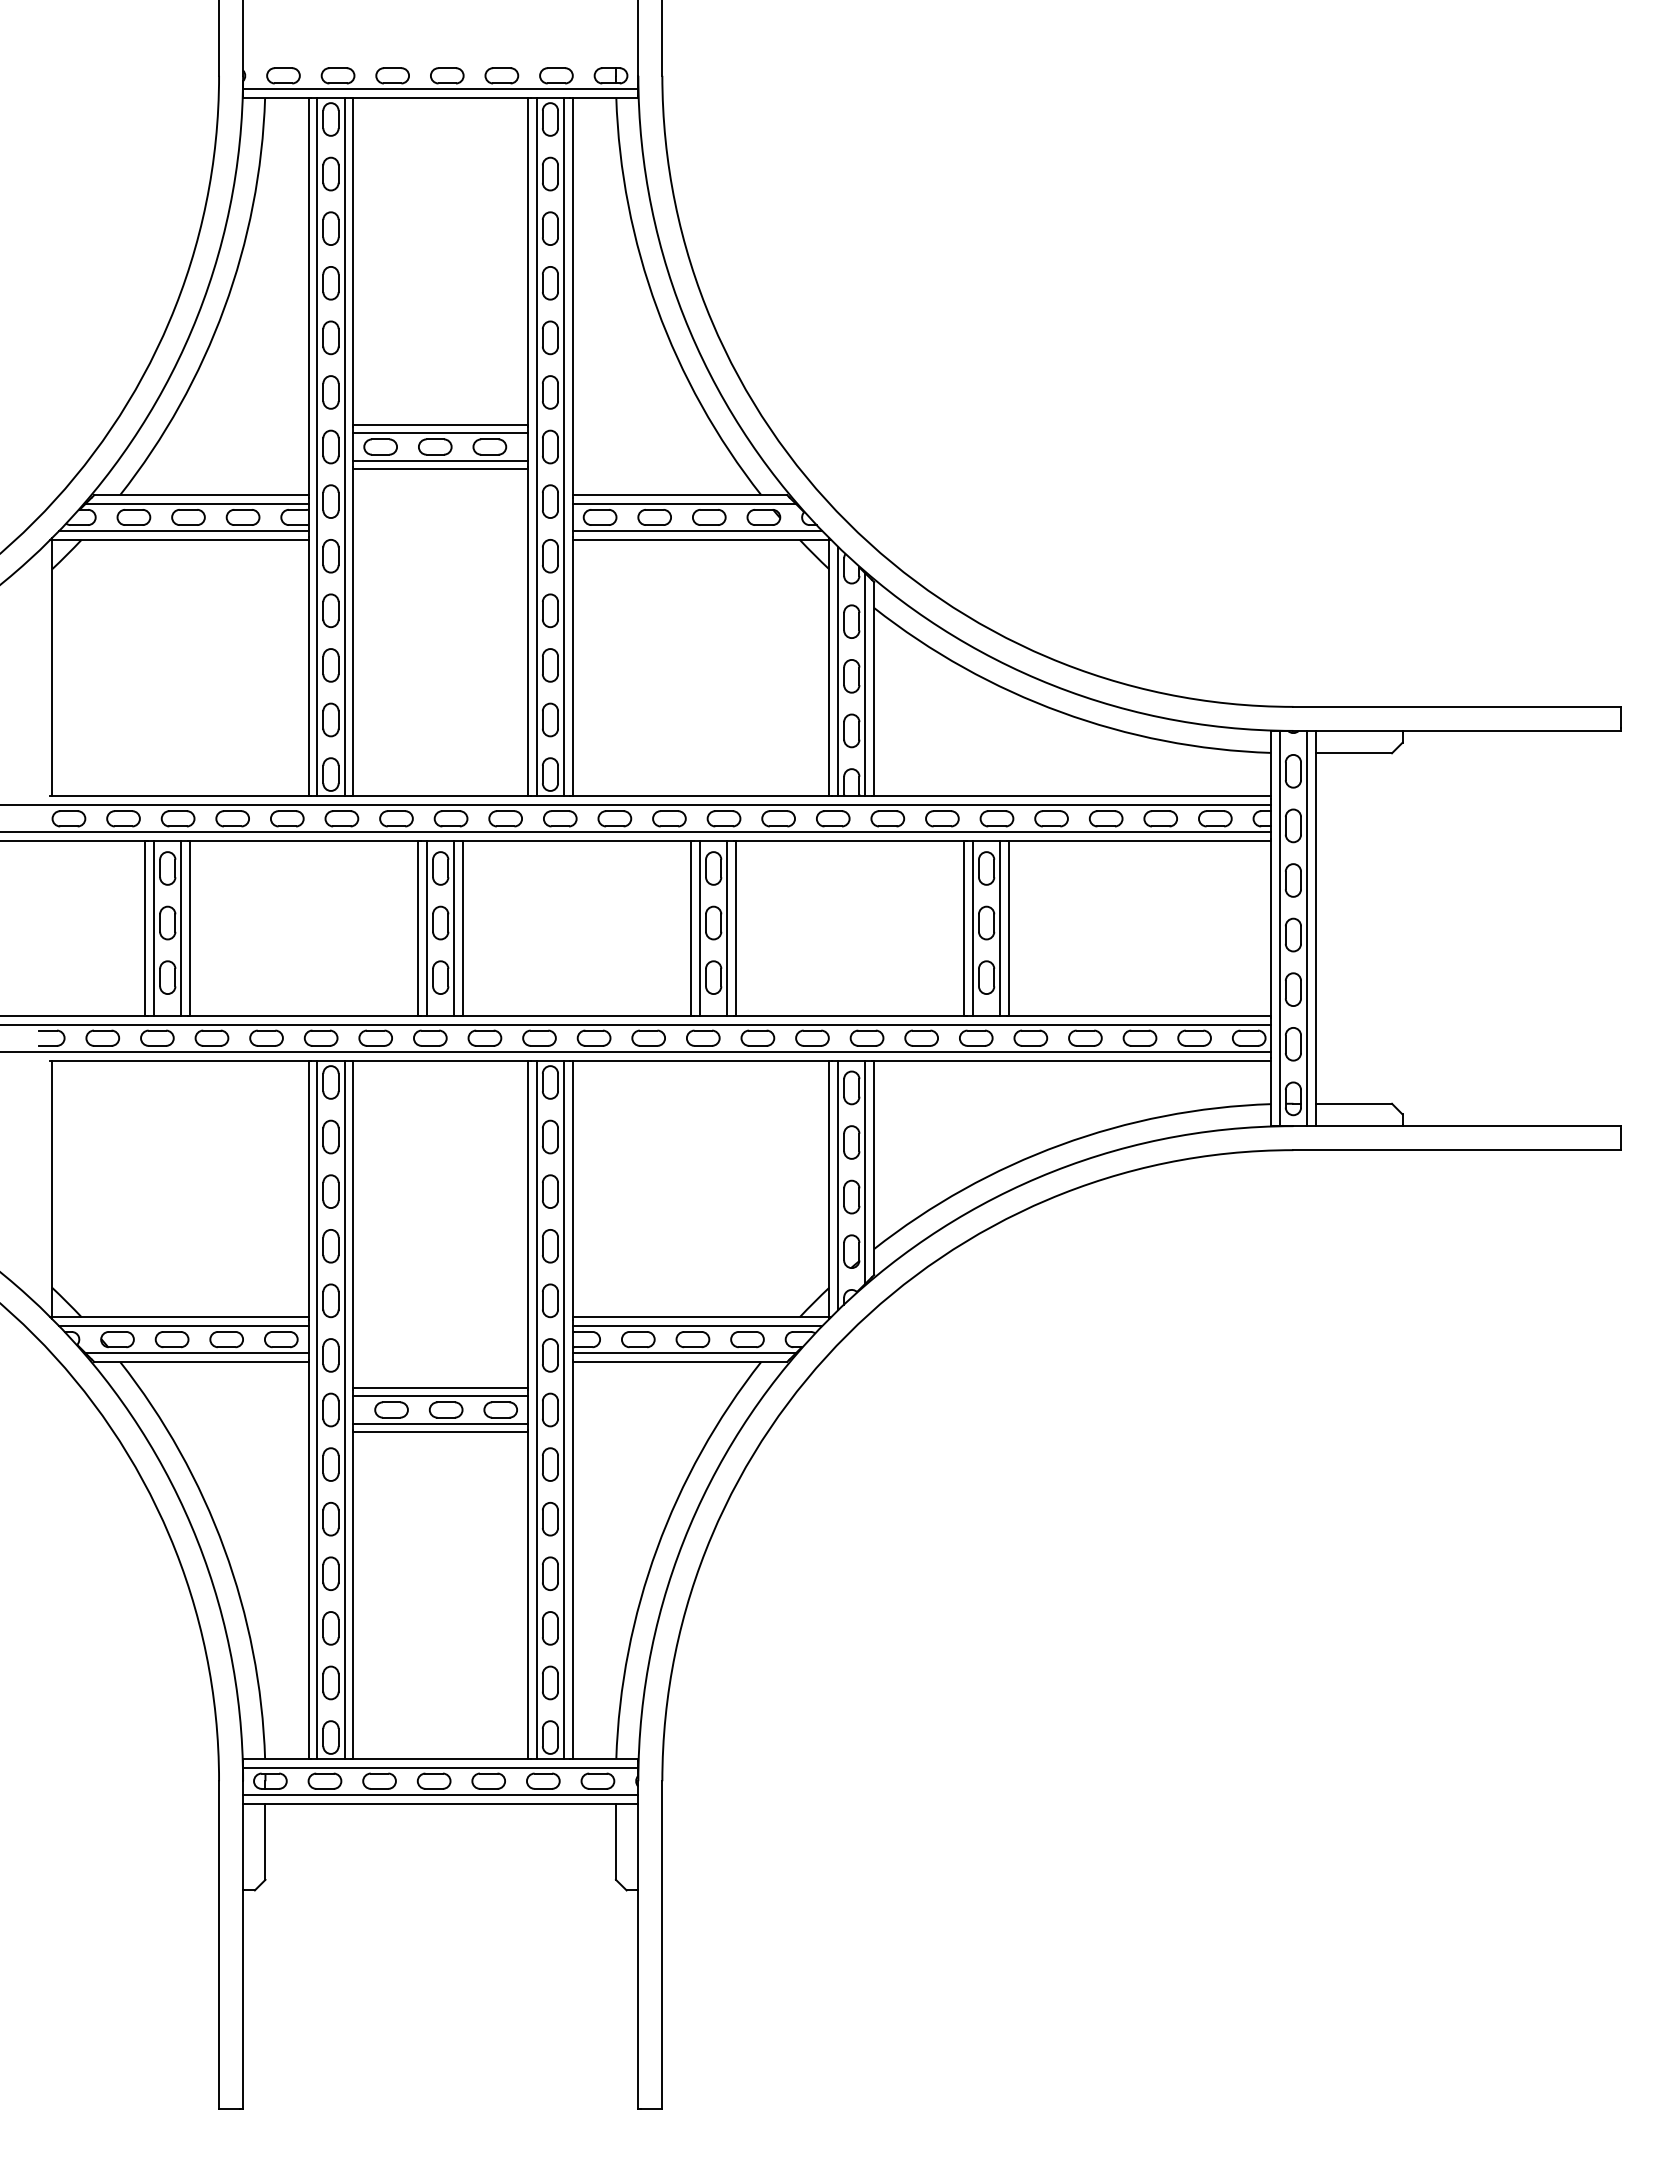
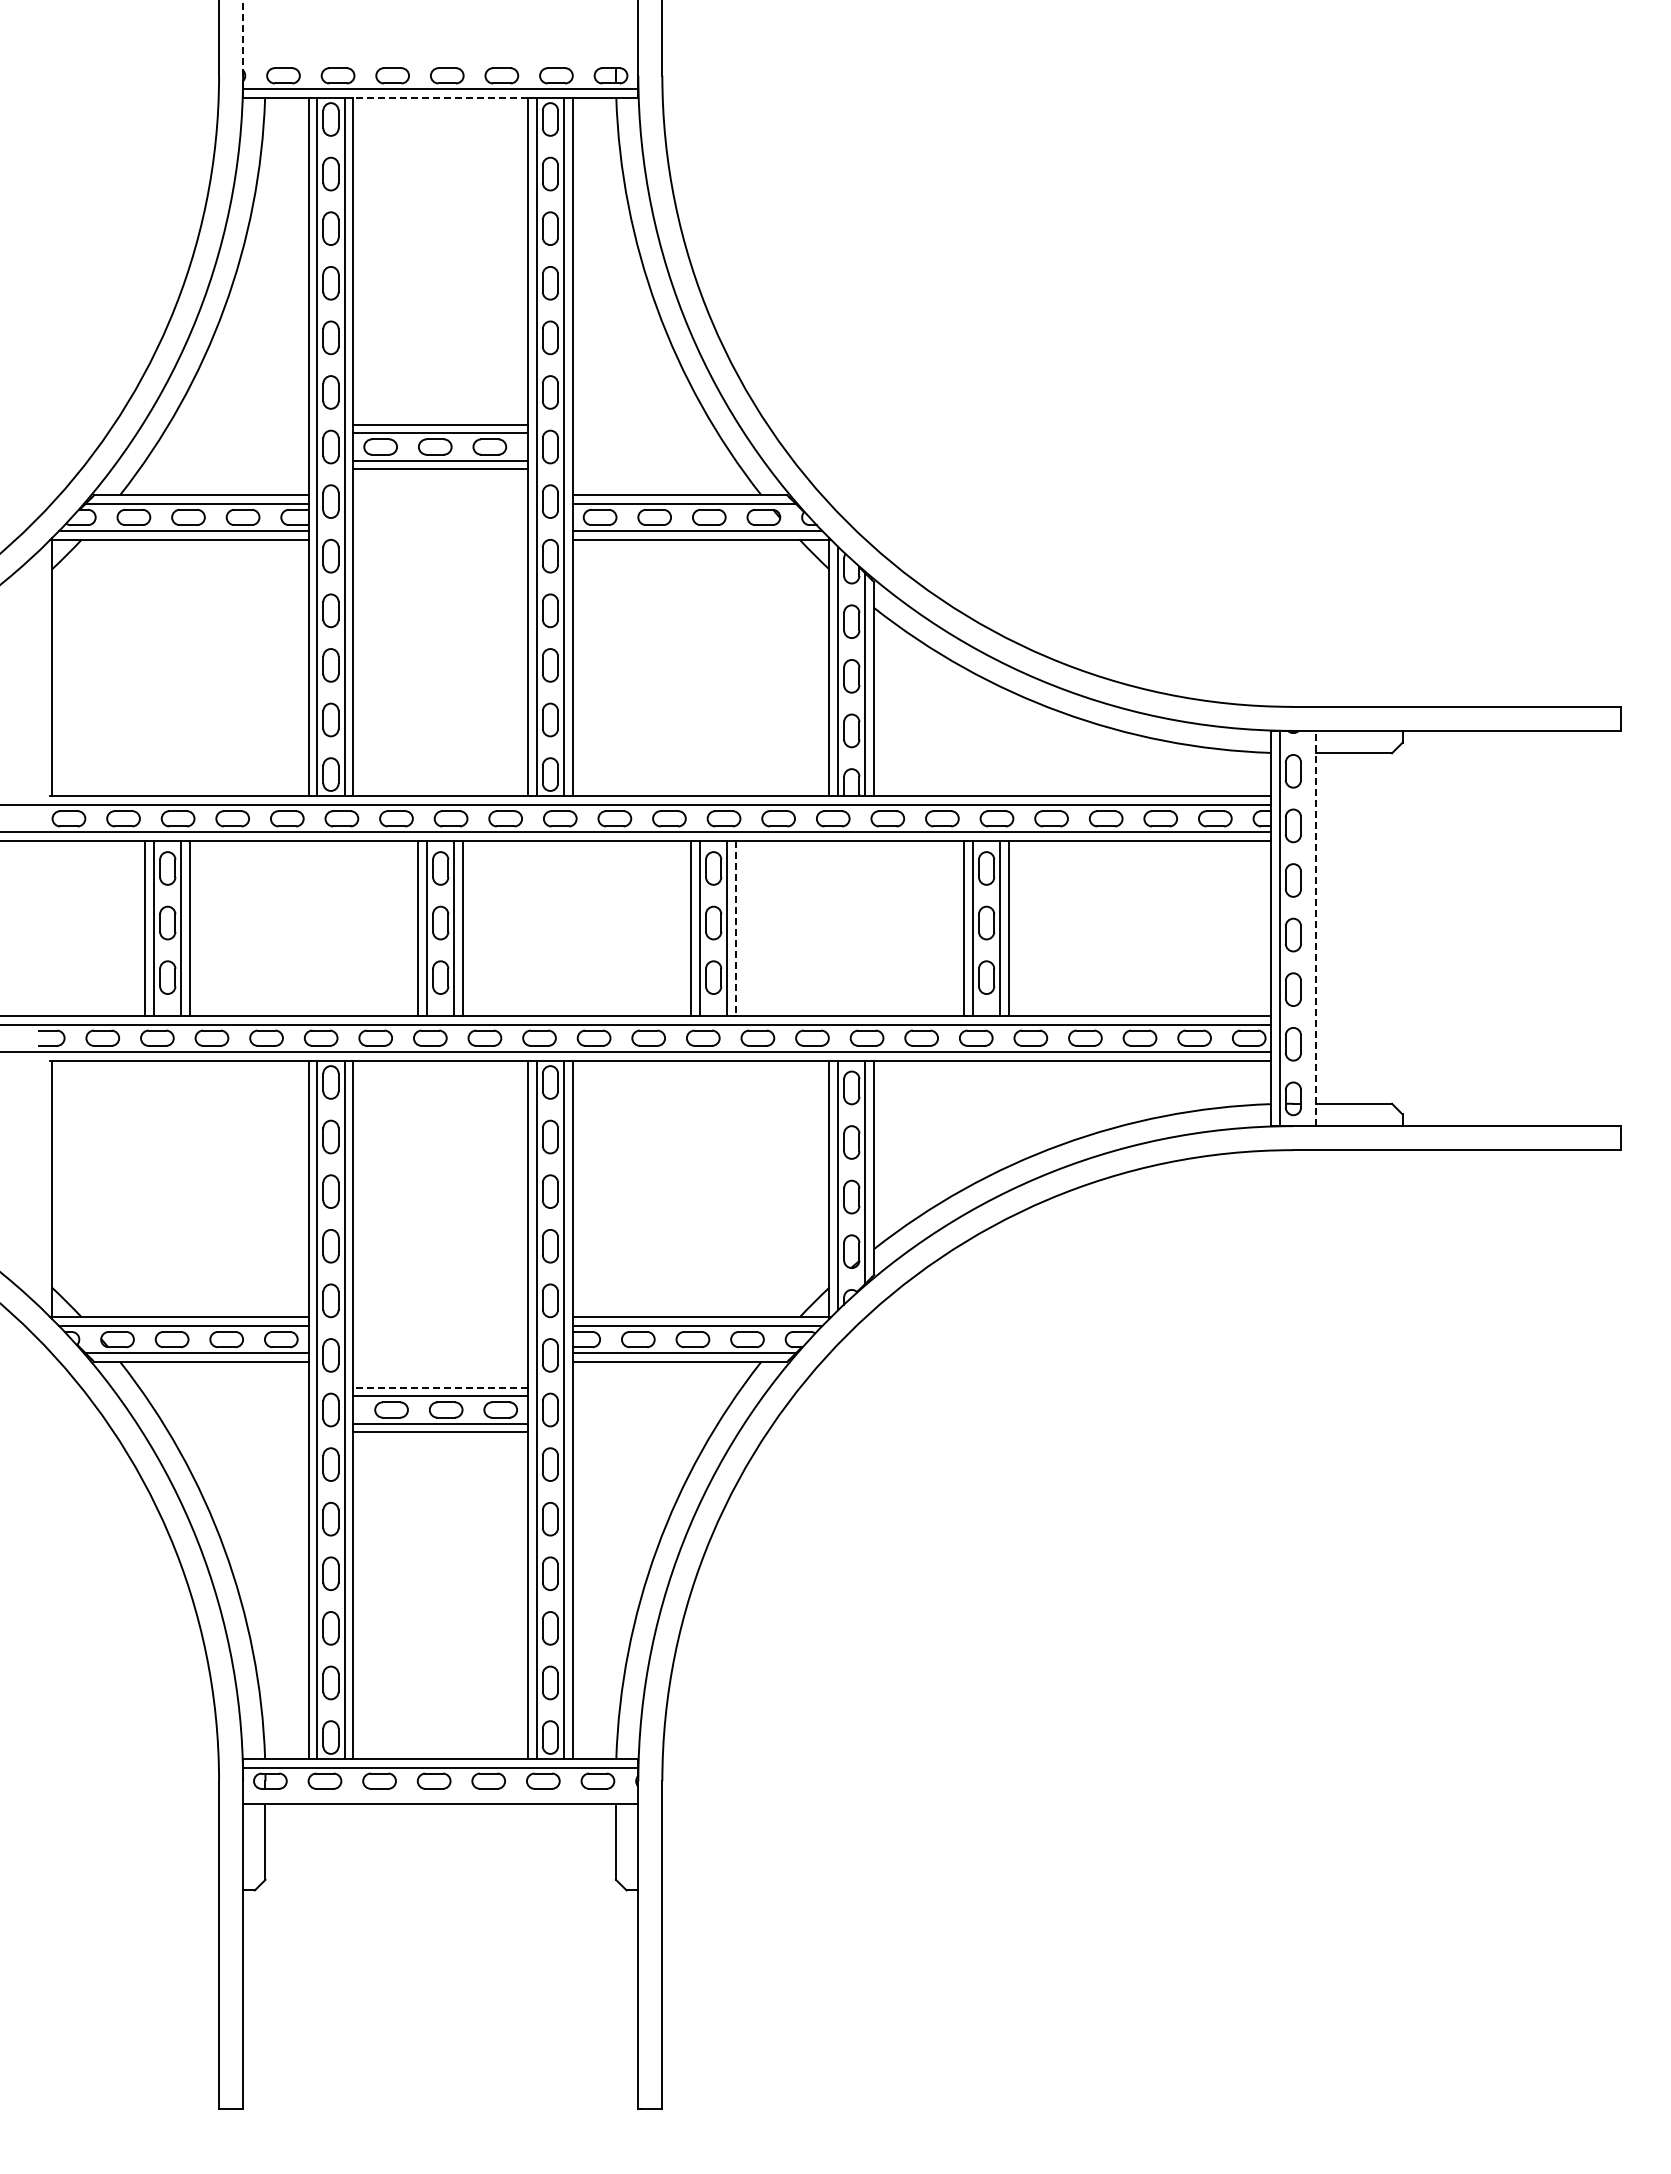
line: solid -> dashed (243, 37)
line: solid -> dashed (440, 98)
line: present -> none (1307, 928)
line: solid -> dashed (1315, 928)
line: solid -> dashed (736, 929)
line: solid -> dashed (440, 1387)
line: present -> none (440, 1794)
